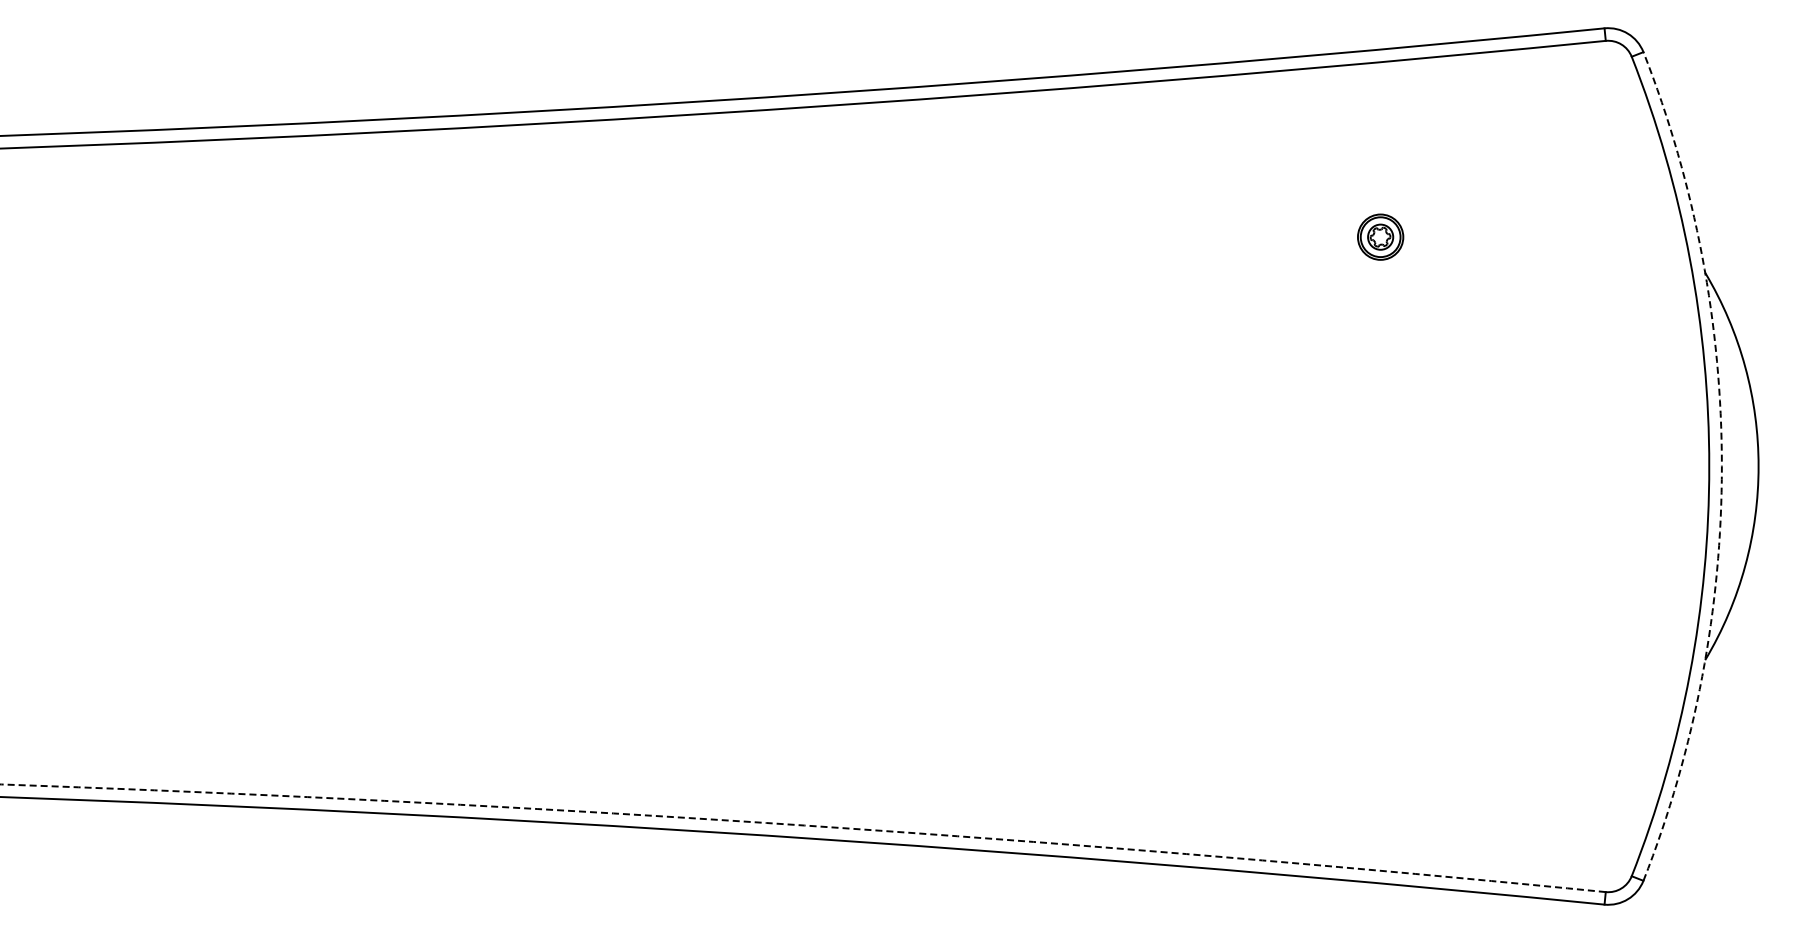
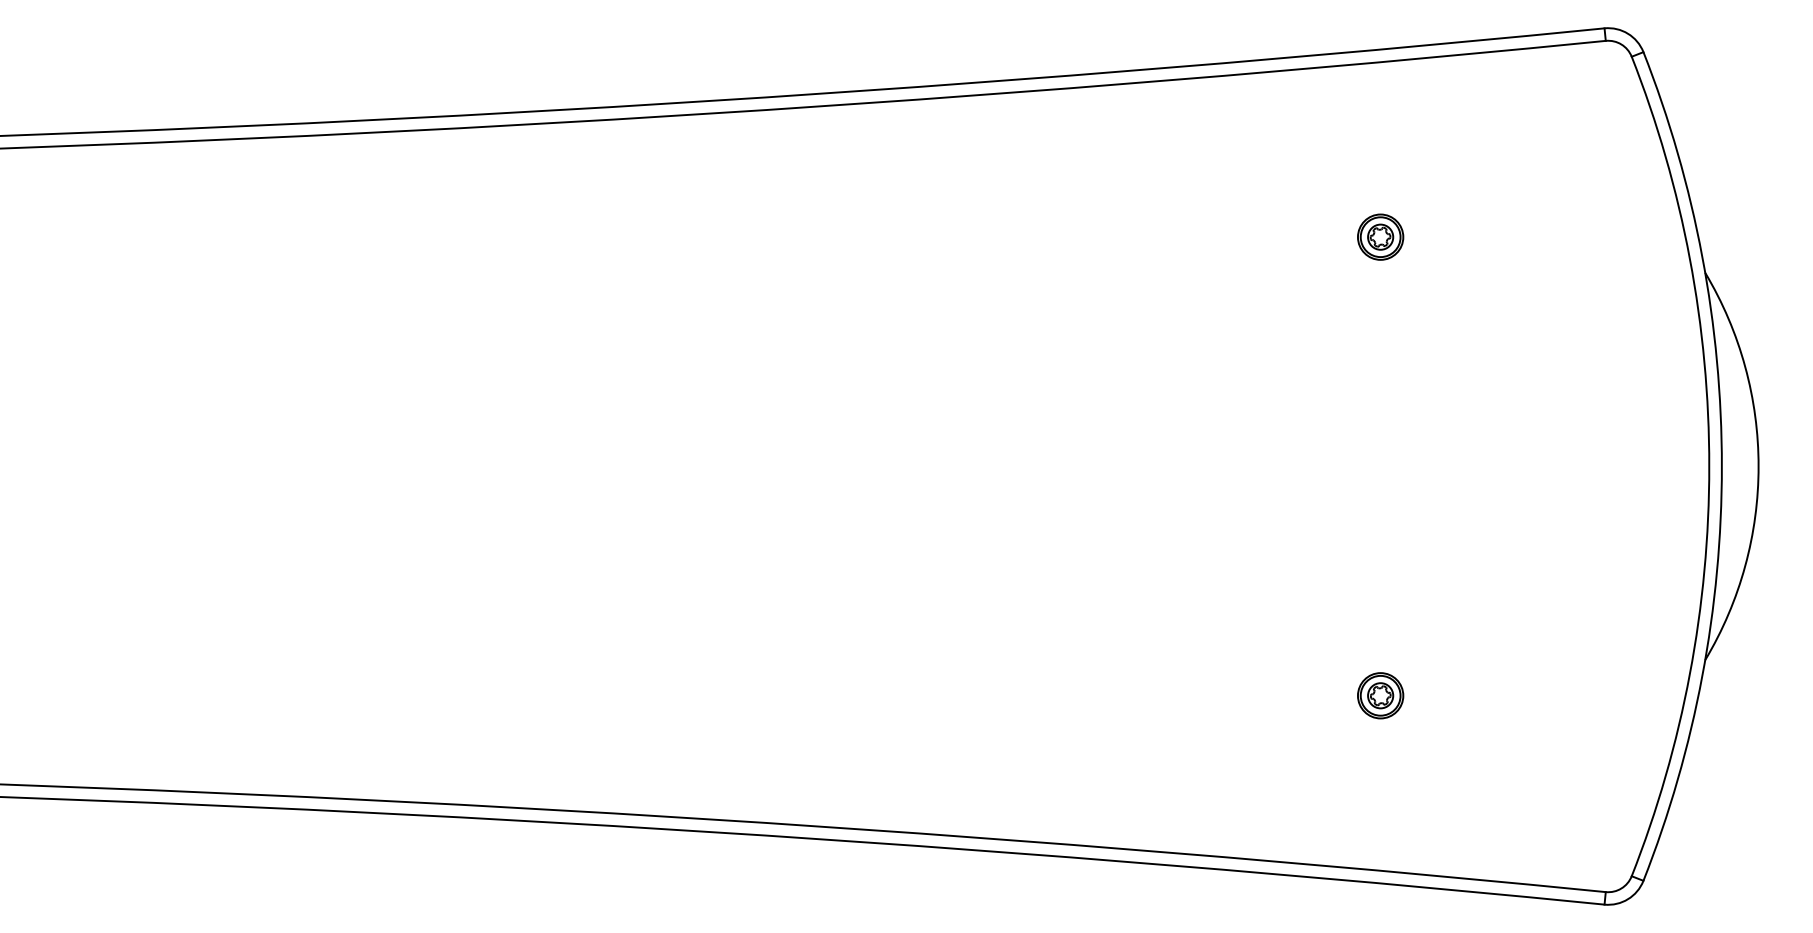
arc: dashed -> solid (1721, 466)
part: none -> present (1380, 695)
arc: dashed -> solid (804, 825)
